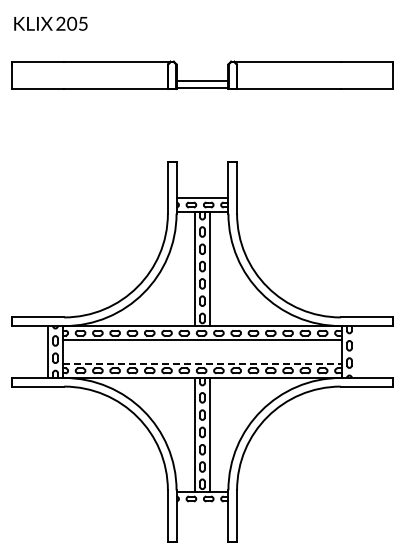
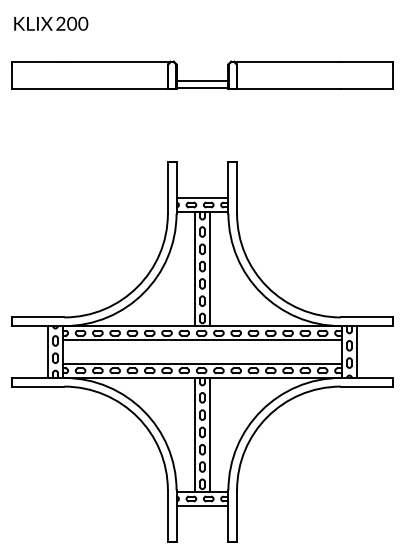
text: 205 -> 200 (83, 23)
line: none -> present (356, 351)
line: dashed -> solid (202, 363)
line: none -> present (202, 506)
